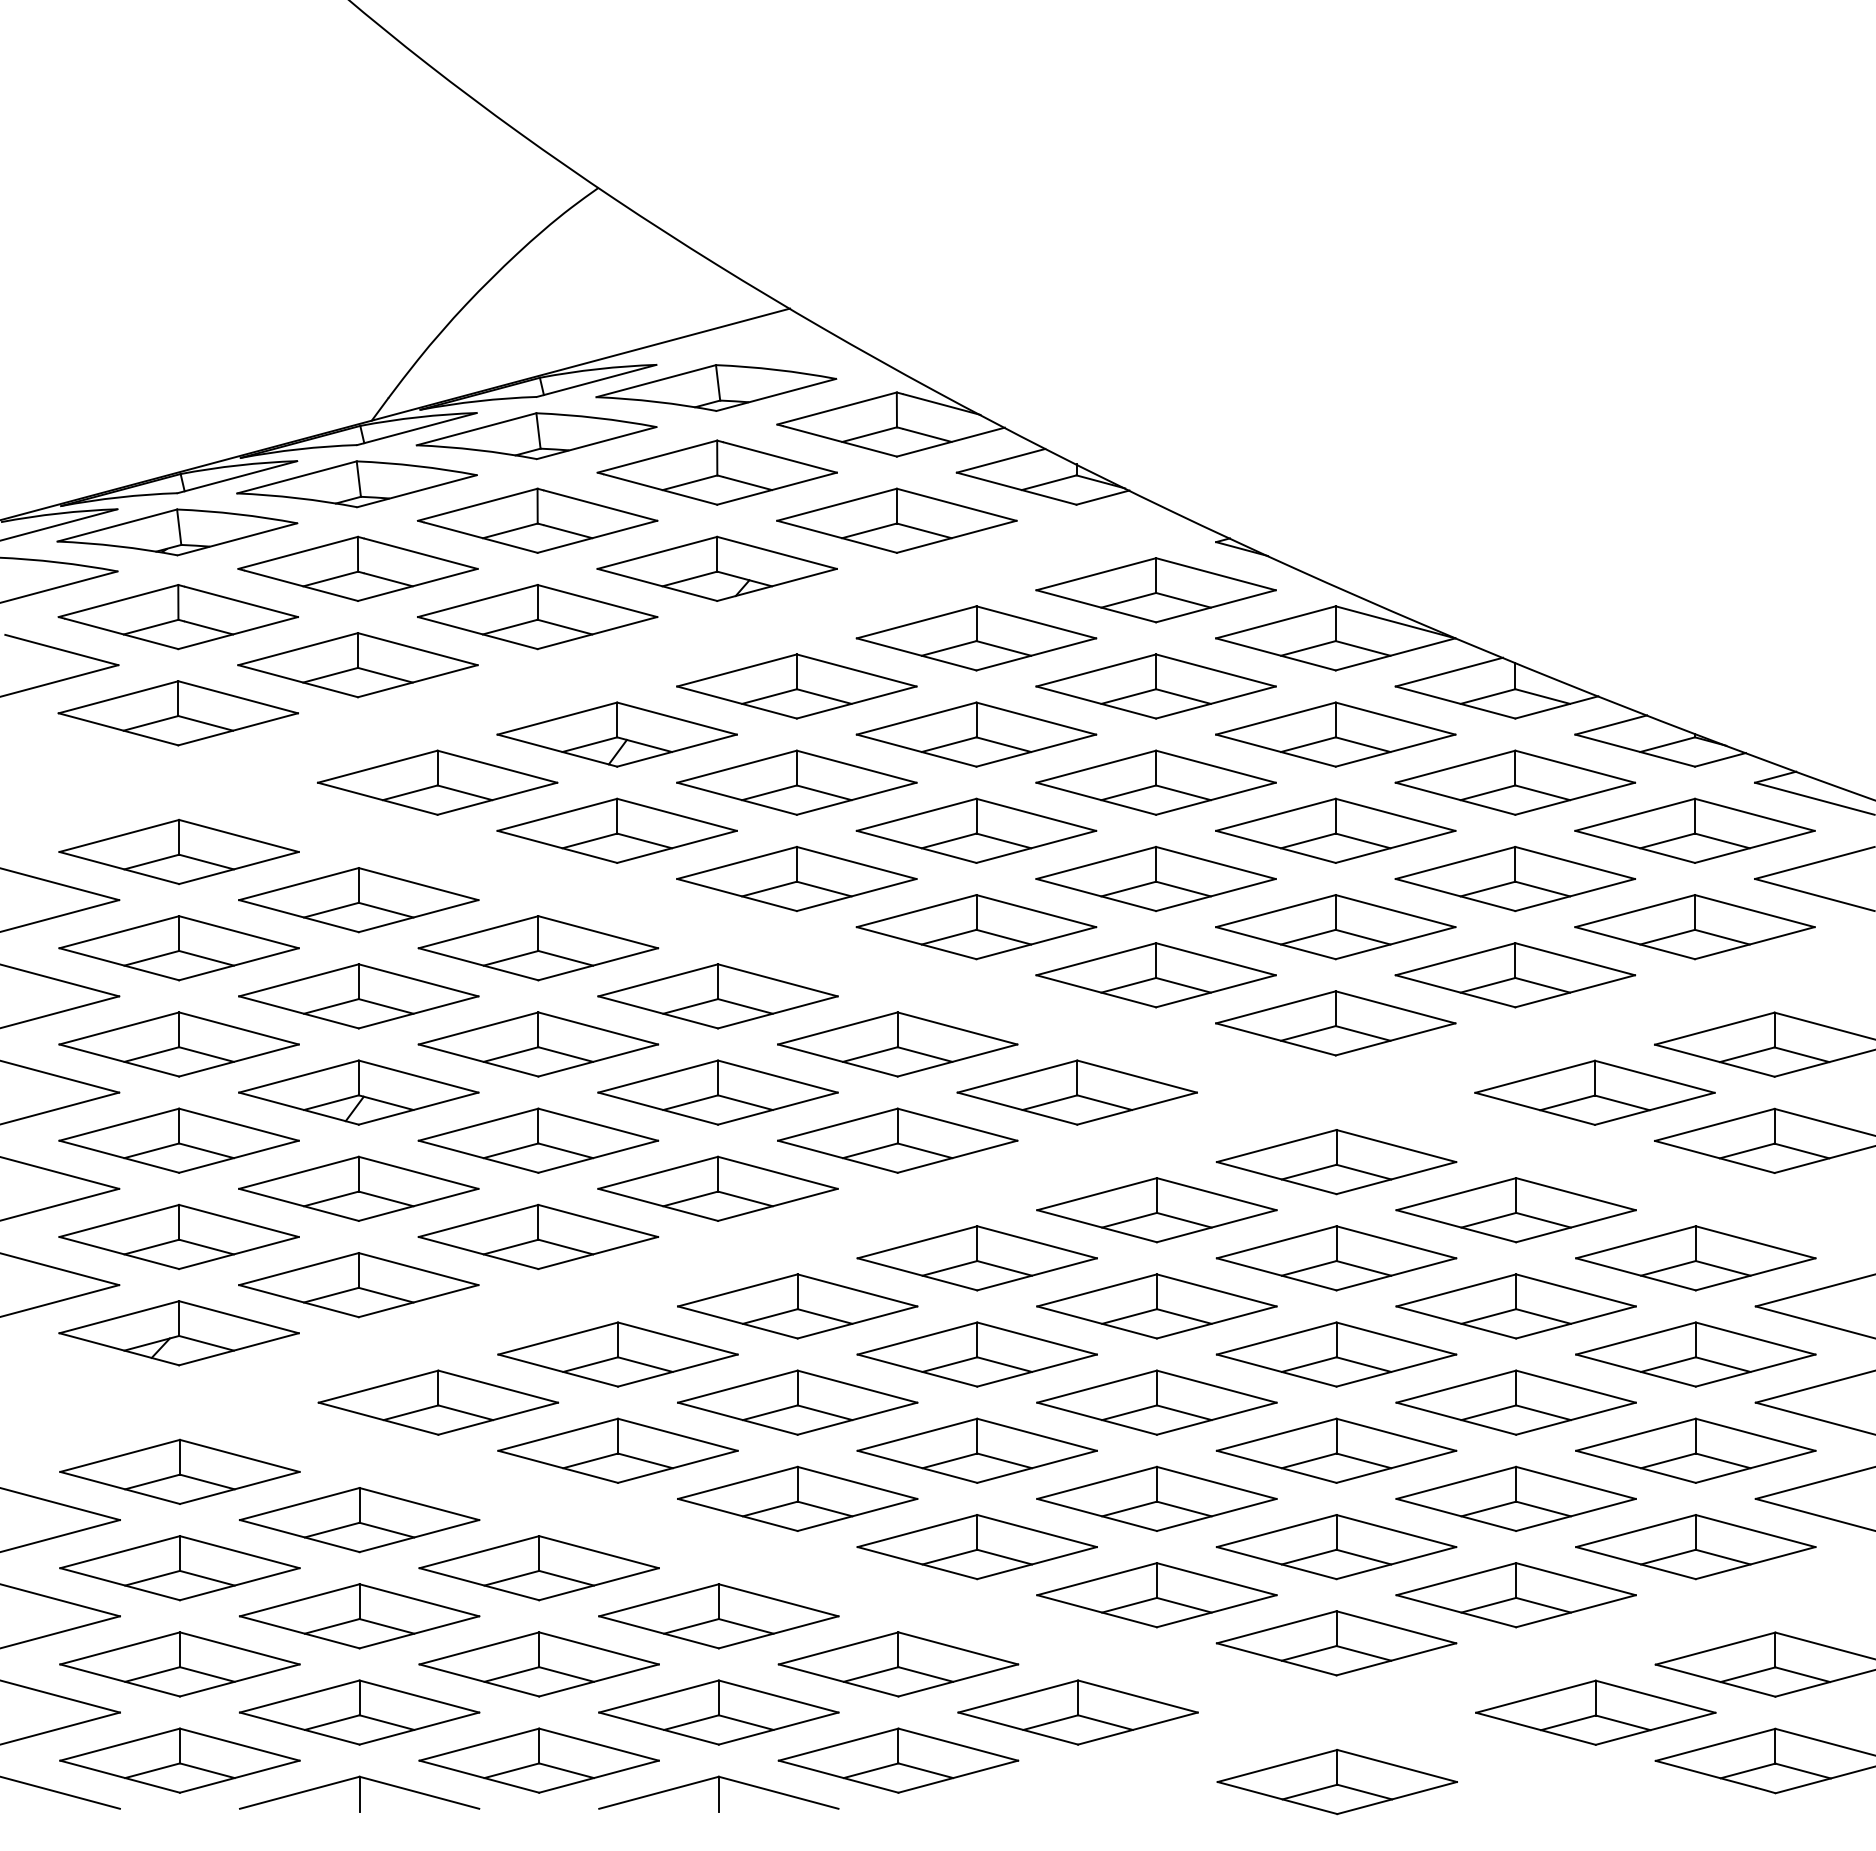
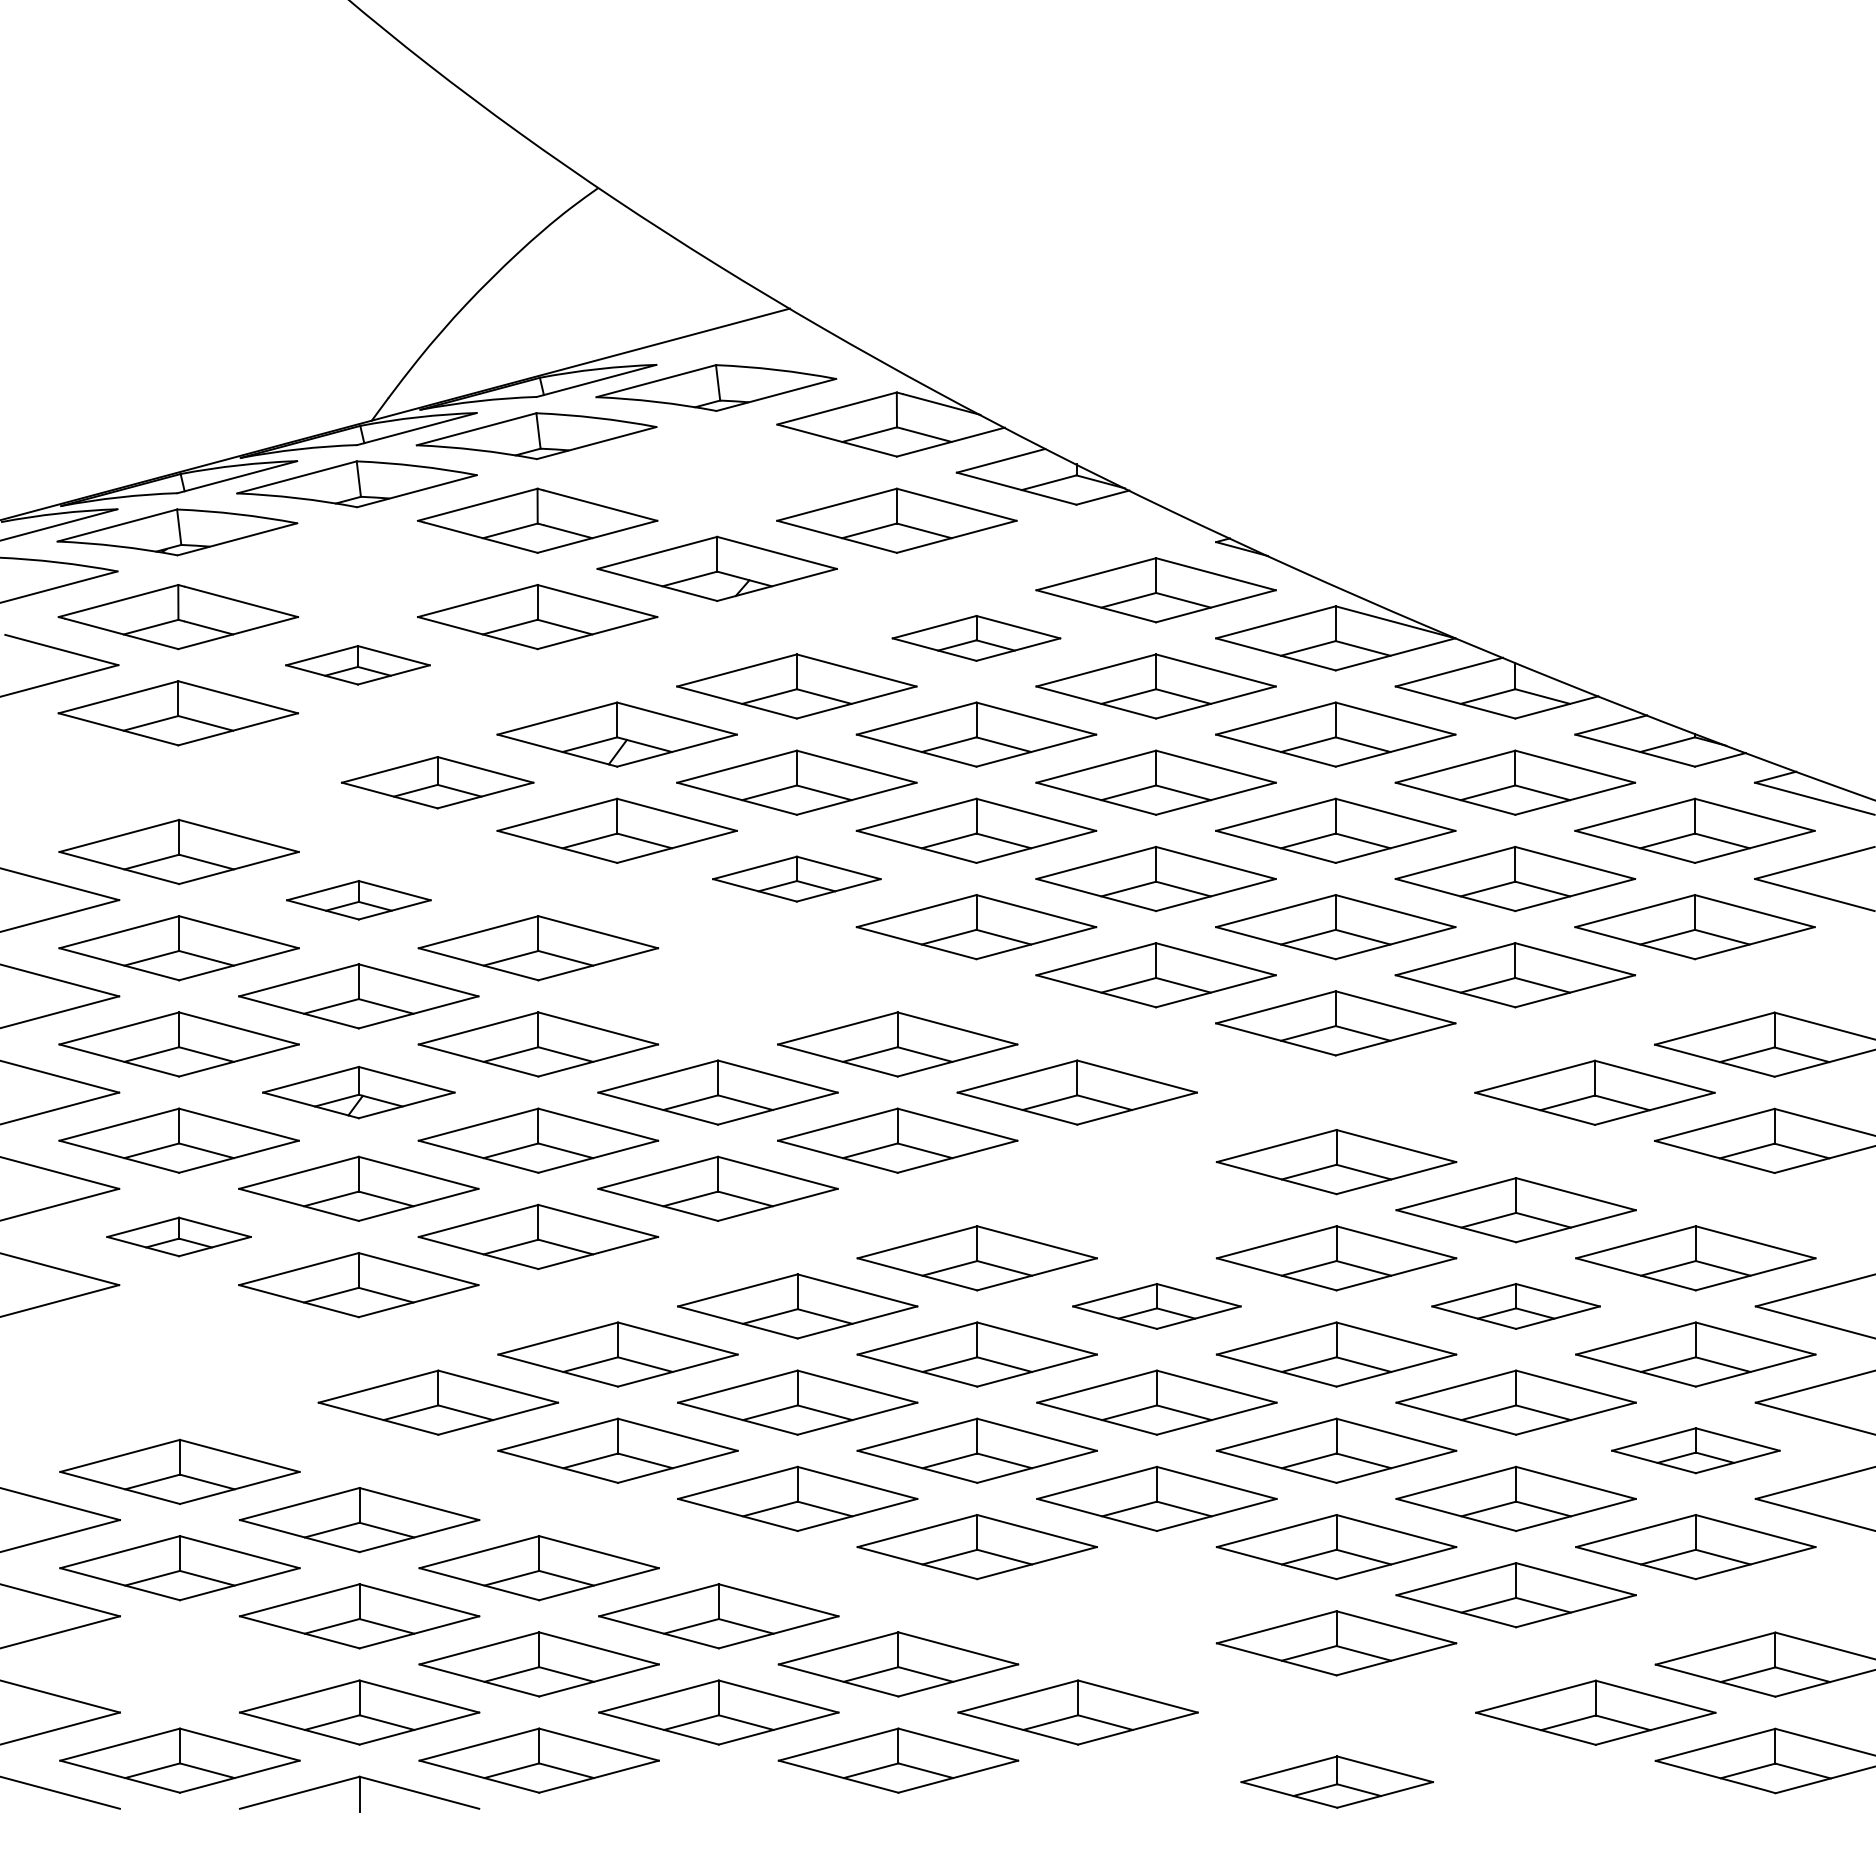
part: present -> none (716, 472)
part: present -> none (357, 568)
part size: 243x67 px -> 171x47 px (976, 638)
part size: 242x67 px -> 146x41 px (357, 665)
part size: 242x67 px -> 194x54 px (437, 782)
part size: 242x67 px -> 170x48 px (796, 878)
part size: 242x67 px -> 146x41 px (358, 900)
part: present -> none (717, 996)
part size: 242x67 px -> 194x54 px (358, 1092)
part: present -> none (1156, 1210)
part size: 242x68 px -> 146x42 px (178, 1236)
part size: 242x67 px -> 170x47 px (1156, 1306)
part size: 242x67 px -> 170x47 px (1515, 1306)
part: present -> none (178, 1333)
part size: 242x67 px -> 170x48 px (1695, 1450)
part: present -> none (1156, 1595)
part: present -> none (179, 1664)
part size: 242x67 px -> 194x54 px (1336, 1781)
part: present -> none (718, 1793)
